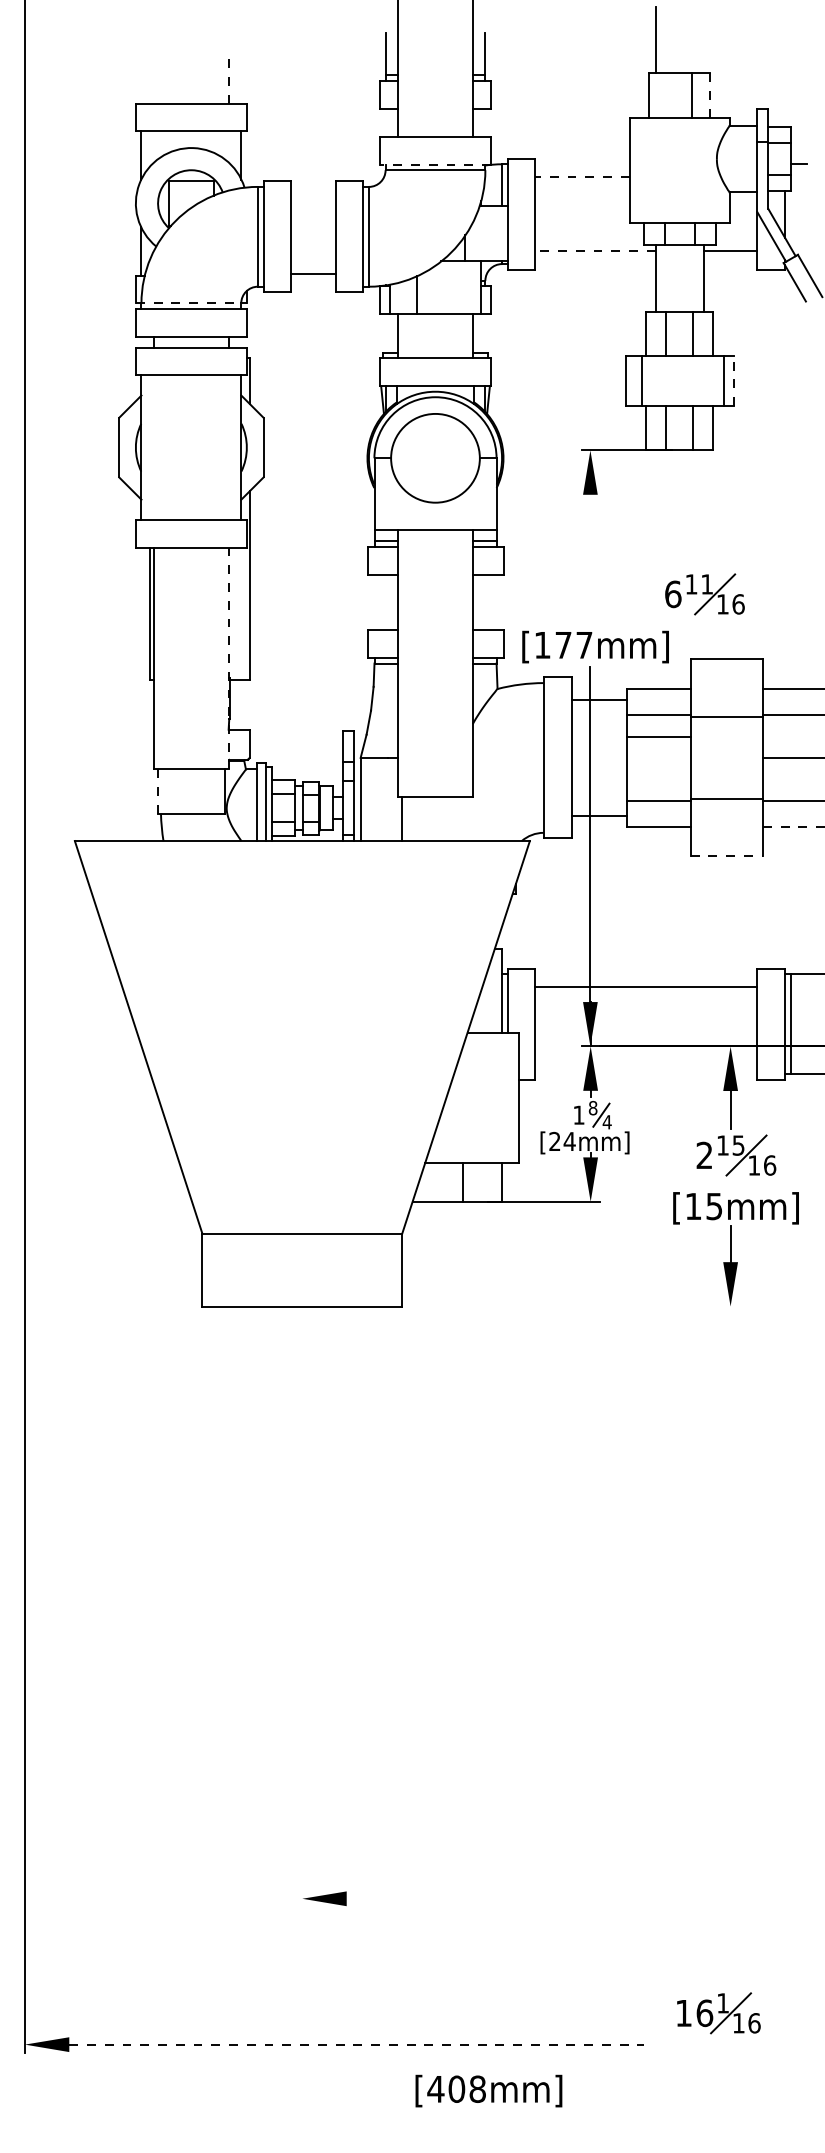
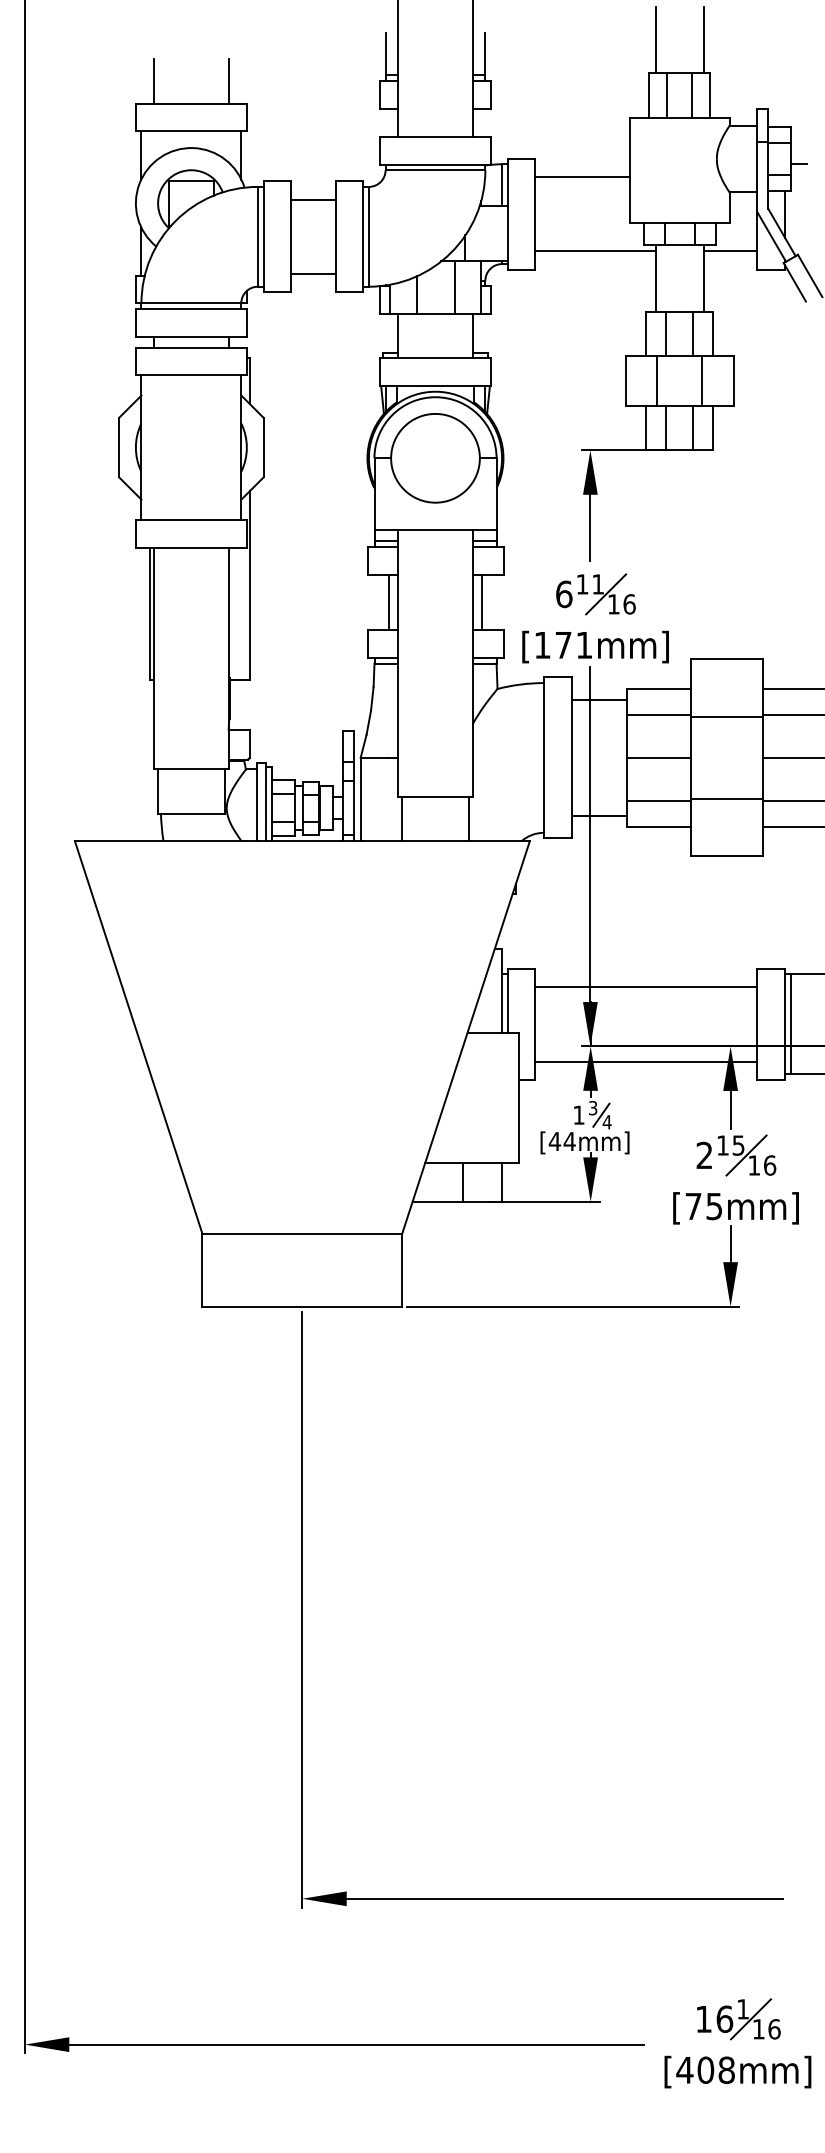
line: none -> present (703, 39)
line: none -> present (154, 81)
line: dashed -> solid (228, 81)
line: none -> present (667, 95)
line: dashed -> solid (710, 95)
line: dashed -> solid (434, 164)
line: dashed -> solid (582, 176)
line: none -> present (313, 199)
line: dashed -> solid (595, 251)
line: none -> present (454, 287)
line: dashed -> solid (191, 303)
line position: (642, 381) -> (657, 381) (657, 381)
line position: (724, 381) -> (702, 381) (702, 381)
line: dashed -> solid (733, 381)
line: none -> present (590, 527)
part position: (704, 594) -> (595, 594) (595, 594)
line: none -> present (388, 602)
line: none -> present (482, 602)
text: [177mm] -> [171mm] (584, 645)
line: dashed -> solid (228, 658)
line position: (658, 736) -> (658, 757) (658, 757)
line: dashed -> solid (158, 791)
line: none -> present (468, 818)
line: dashed -> solid (793, 827)
line: dashed -> solid (727, 856)
line: none -> present (646, 1061)
text: 8 -> 3 (592, 1108)
text: [24mm] -> [44mm] (554, 1140)
text: [15mm] -> [75mm] (693, 1206)
line: none -> present (572, 1307)
line: none -> present (302, 1609)
line: none -> present (564, 1898)
part position: (718, 2013) -> (738, 2019) (738, 2019)
line: dashed -> solid (356, 2044)
text position: (488, 2090) -> (737, 2071) (737, 2071)
